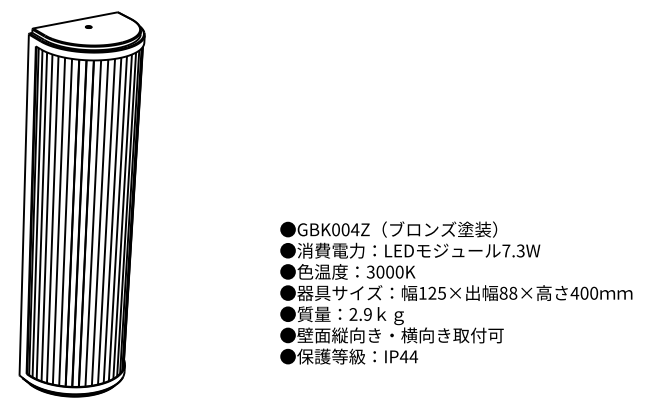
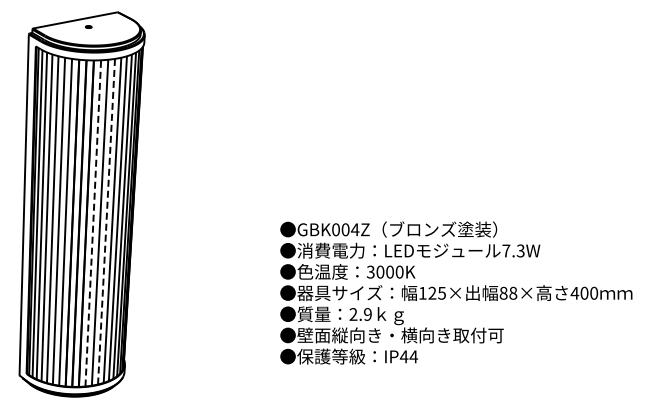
line: solid -> dashed (106, 221)
line: solid -> dashed (93, 222)
